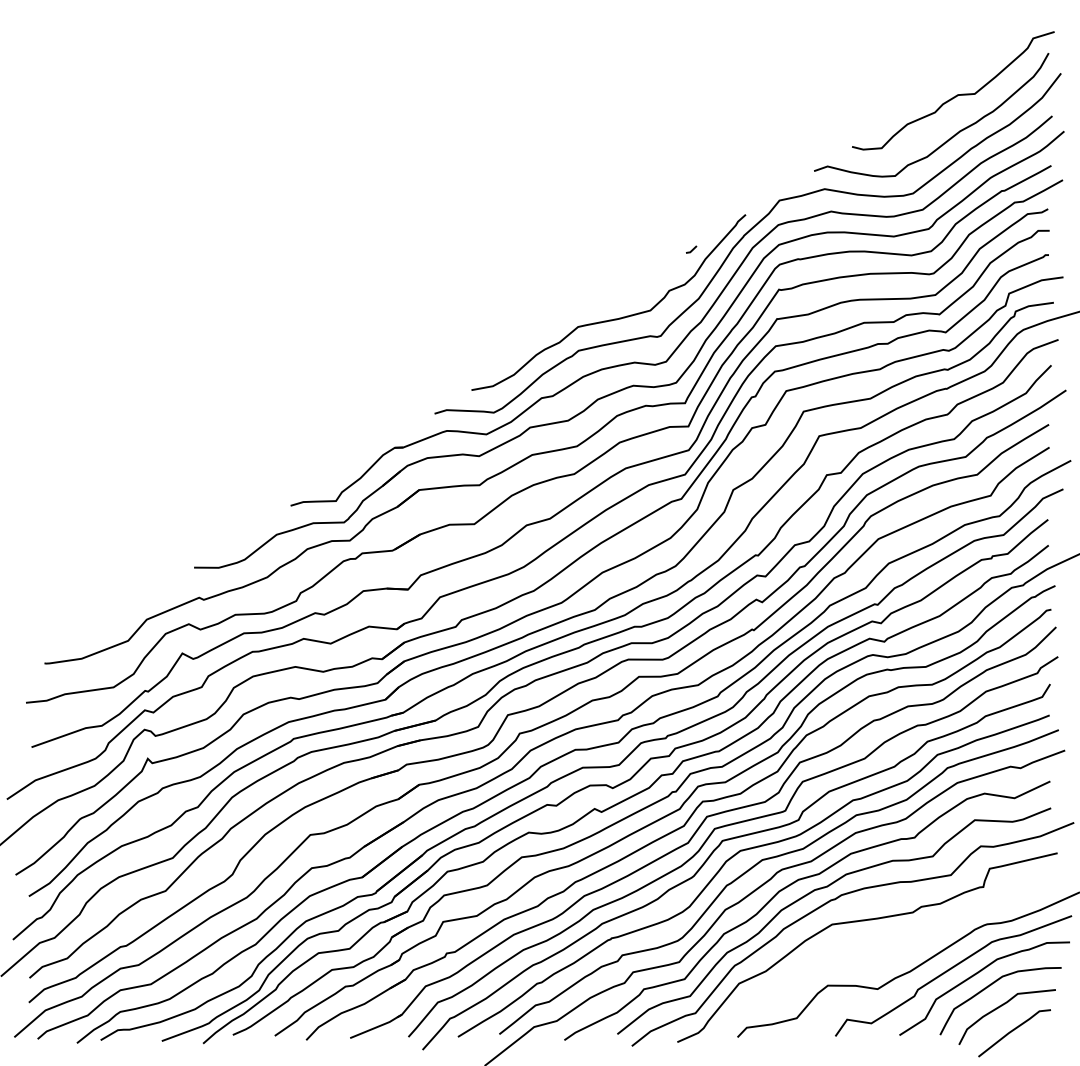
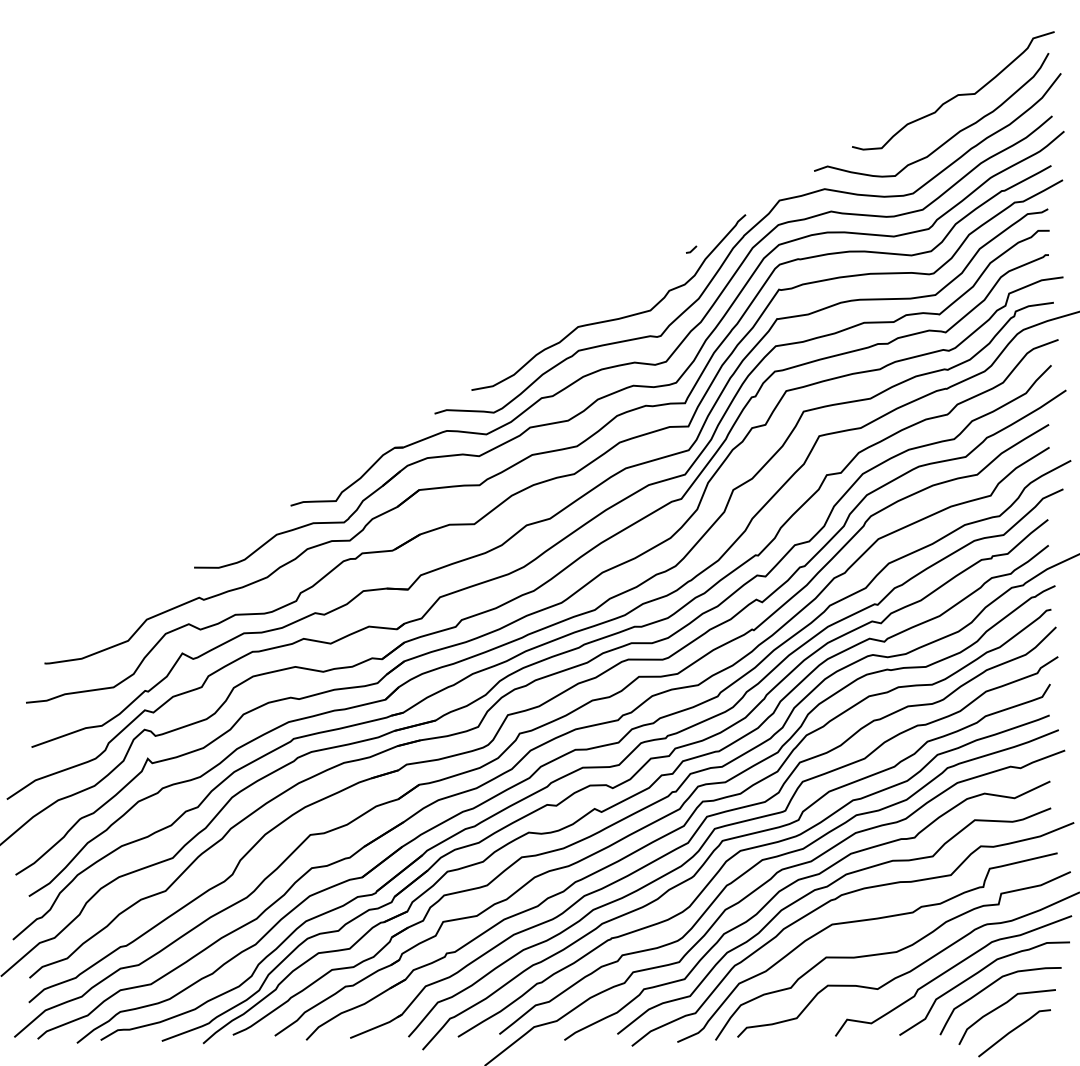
curve: none -> present (892, 953)
